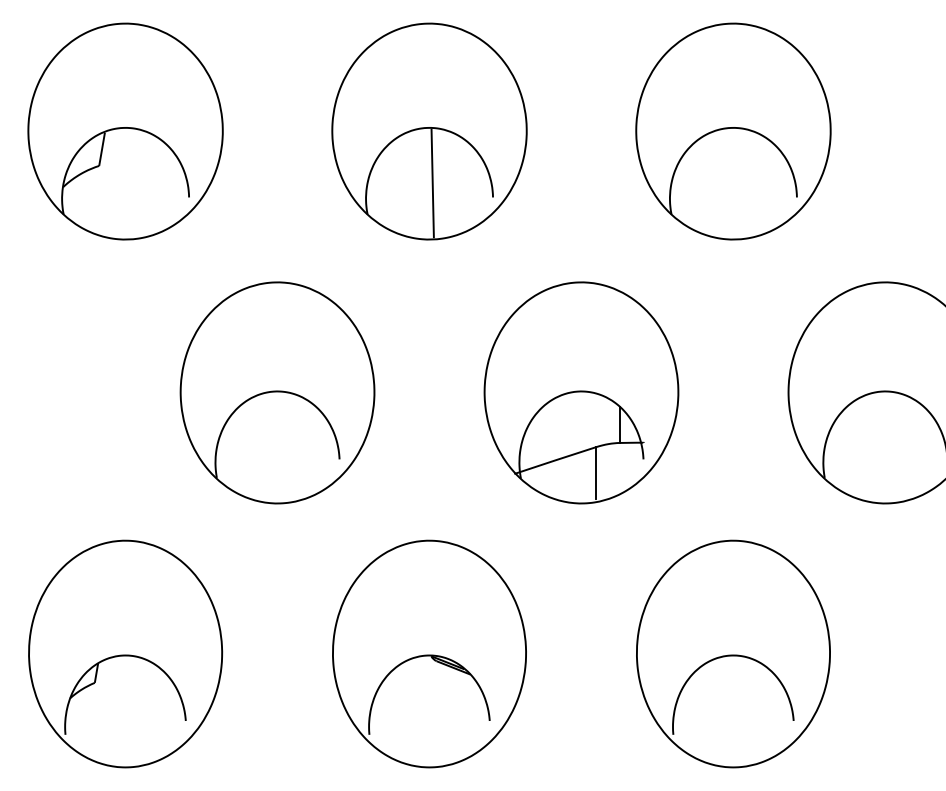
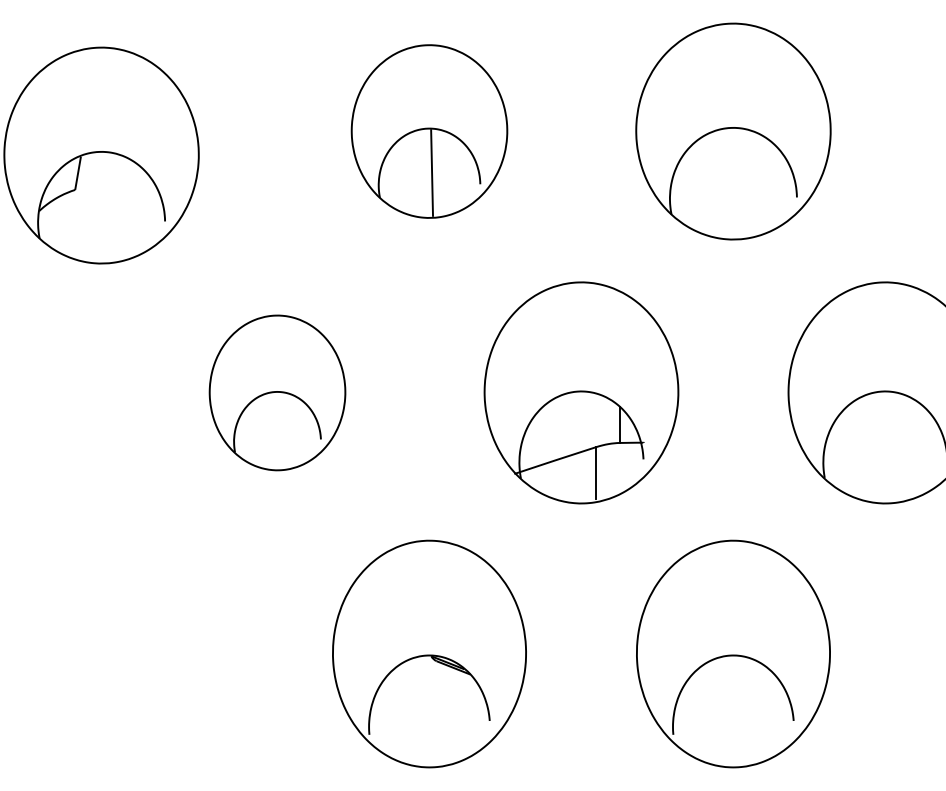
part position: (125, 131) -> (101, 155) (101, 155)
part size: 197x219 px -> 159x175 px (429, 131)
part size: 197x224 px -> 139x158 px (277, 392)
part: present -> none (125, 653)
